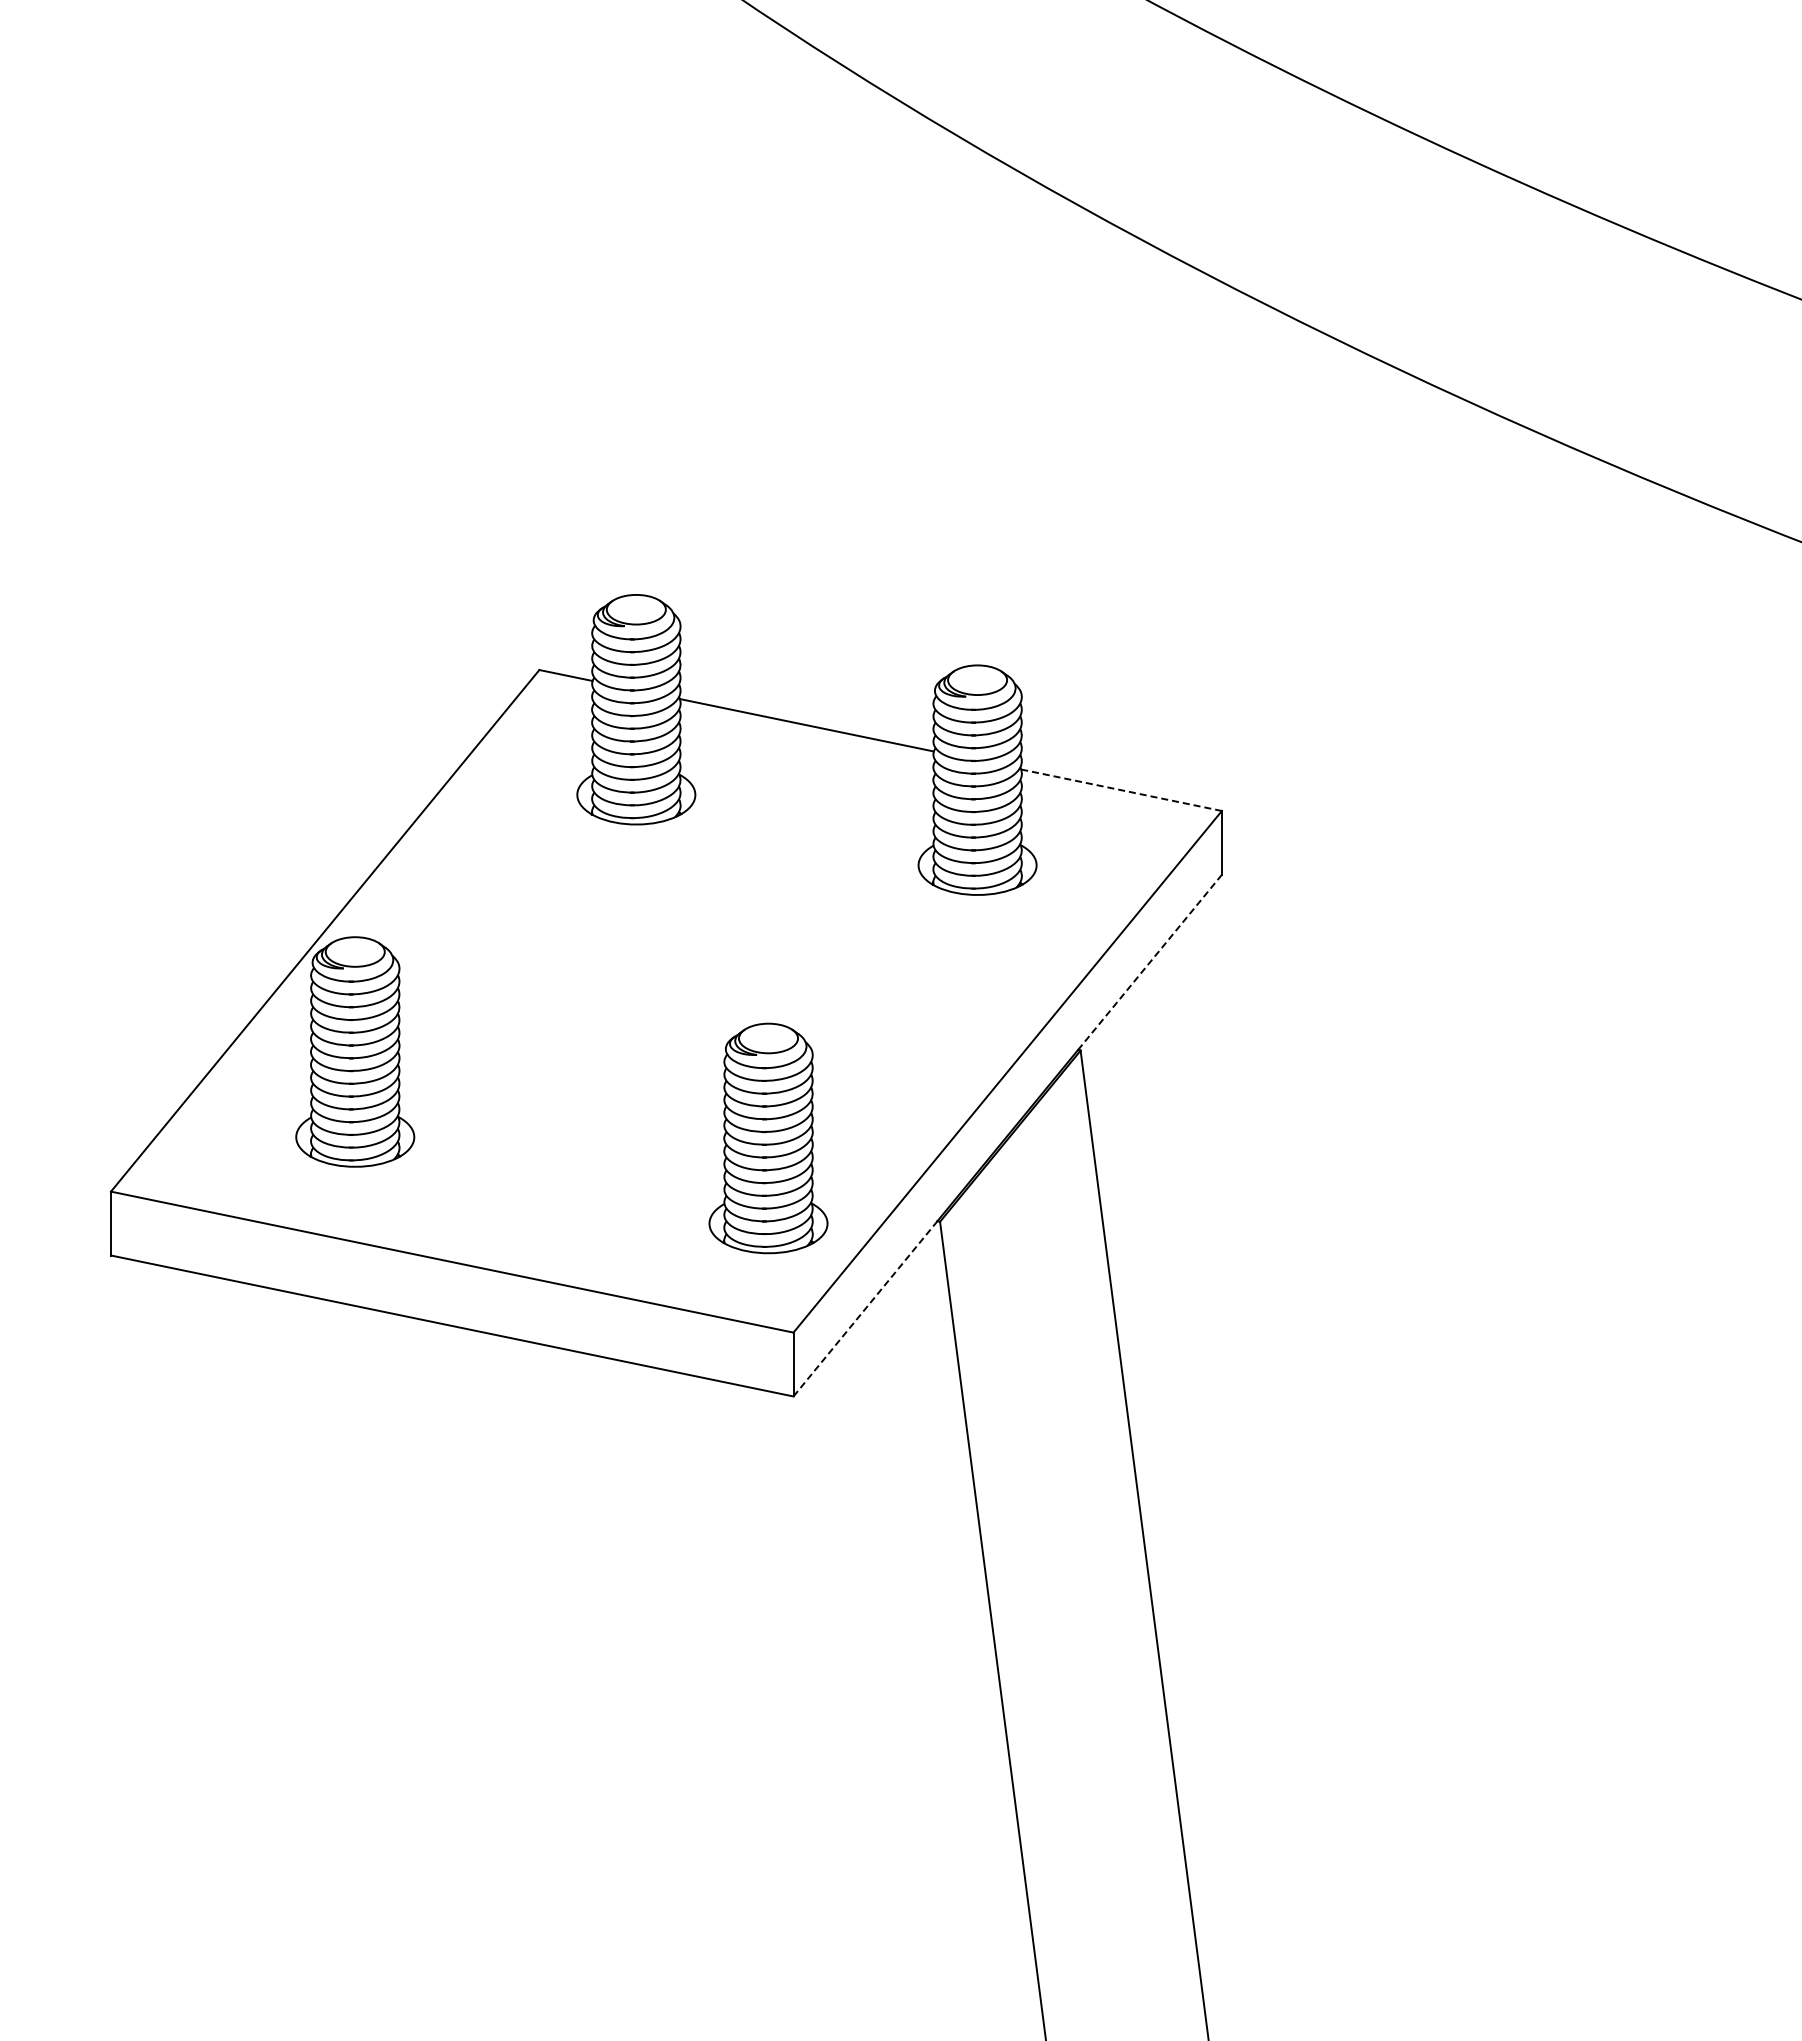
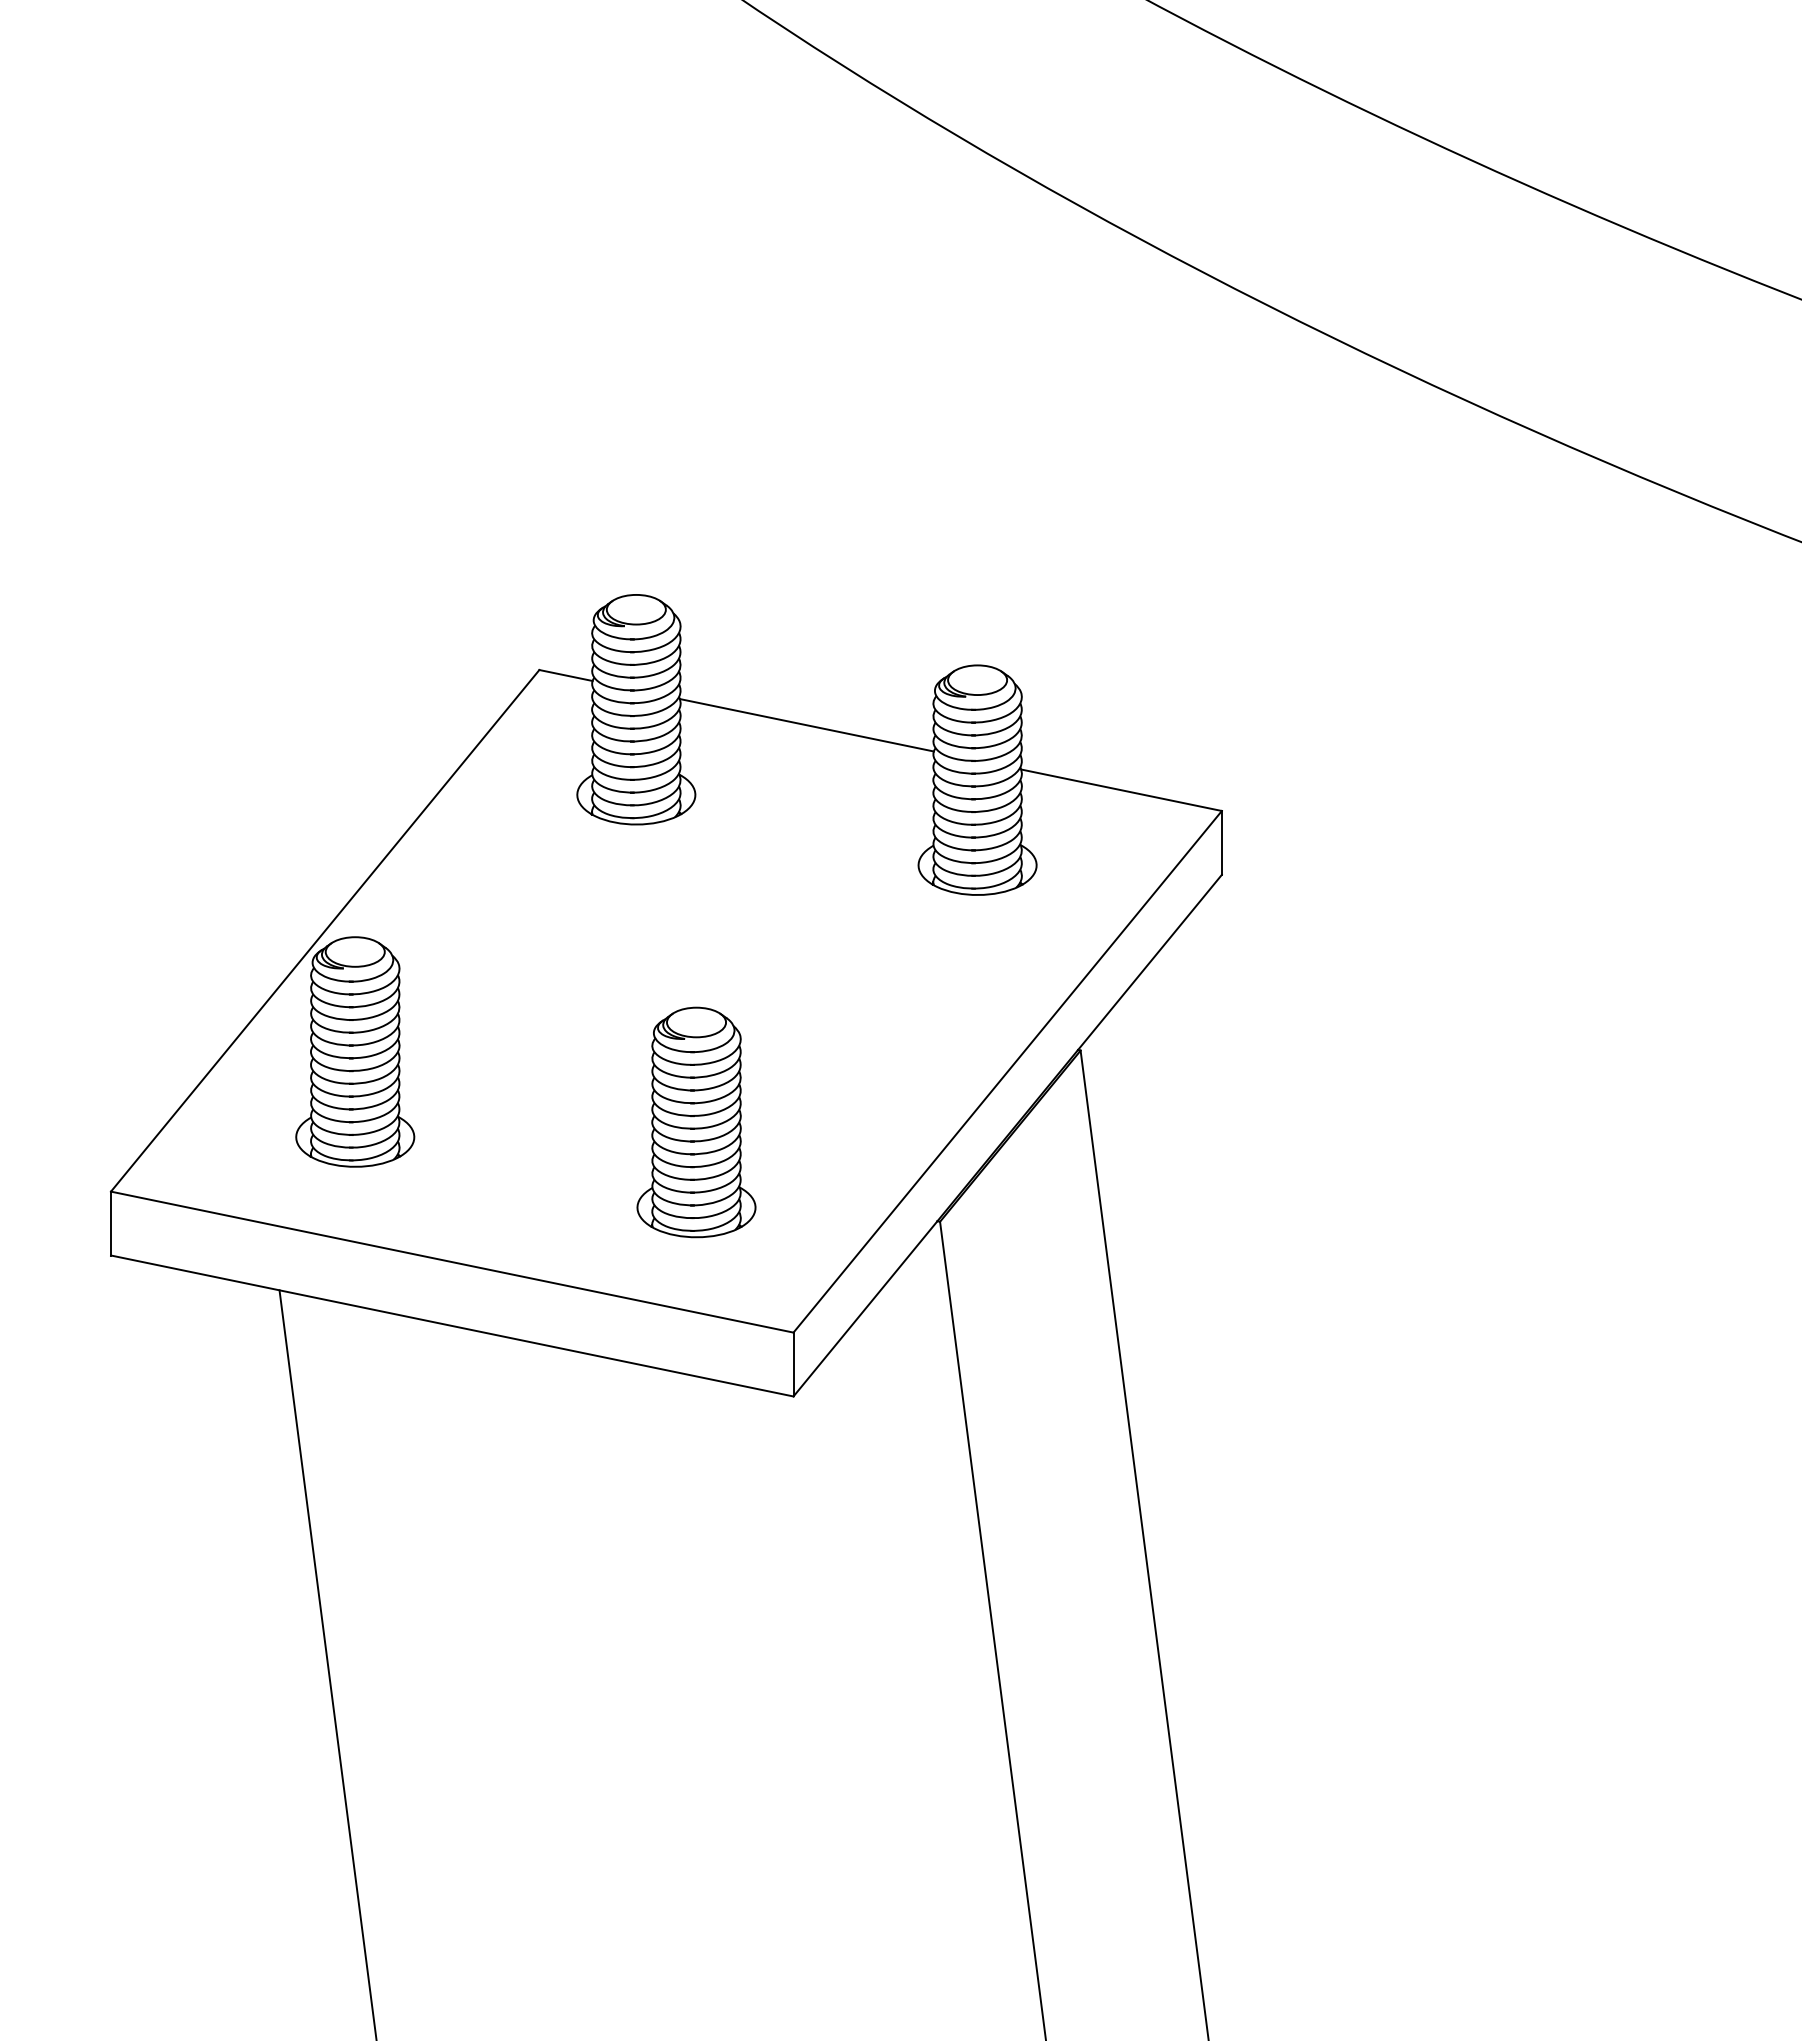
line: dashed -> solid (1122, 790)
line: dashed -> solid (1150, 962)
part position: (768, 1138) -> (696, 1122) (696, 1122)
line: dashed -> solid (865, 1308)
line: none -> present (327, 1663)
